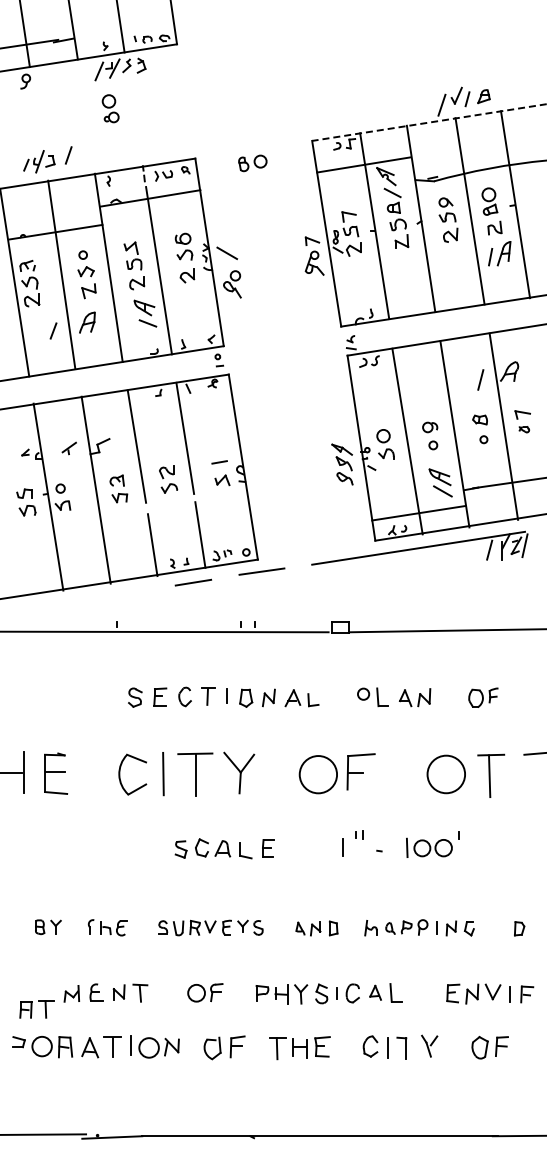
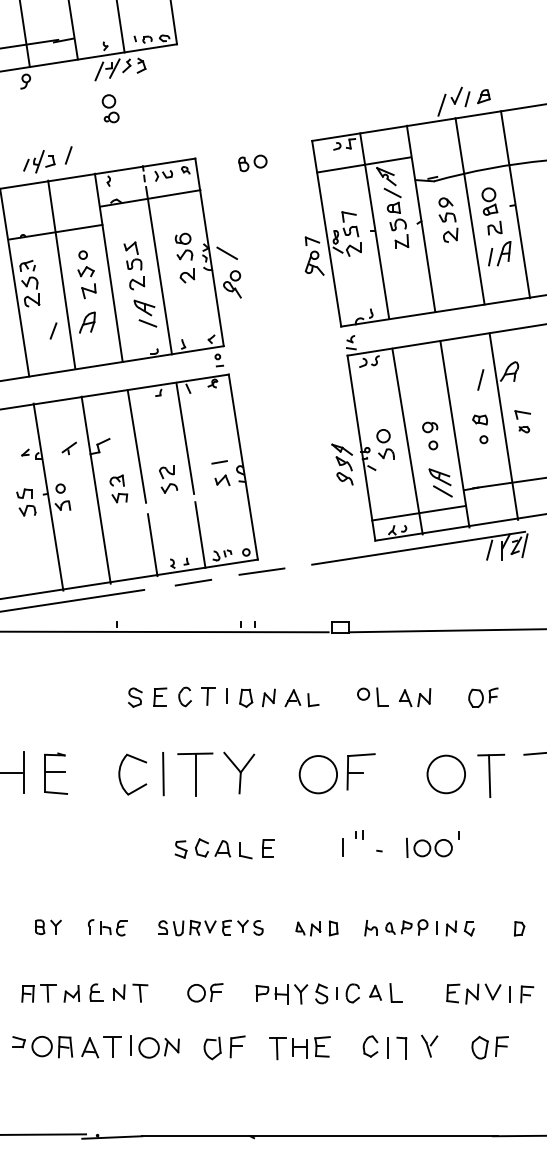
line: dashed -> solid (428, 122)
line: none -> present (73, 600)
part position: (36, 1009) -> (38, 993) (38, 993)
